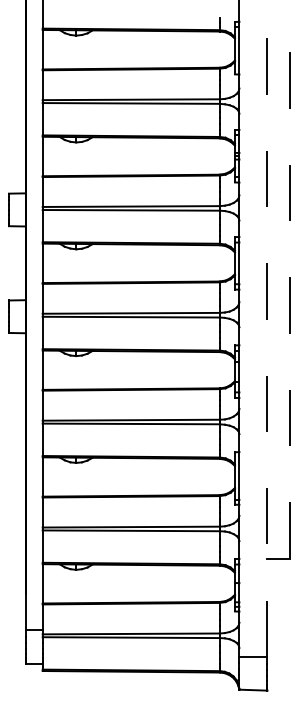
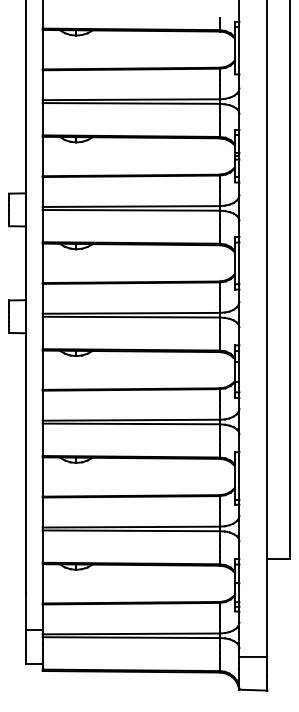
line: dashed -> solid (290, 279)
line: dashed -> solid (267, 328)
